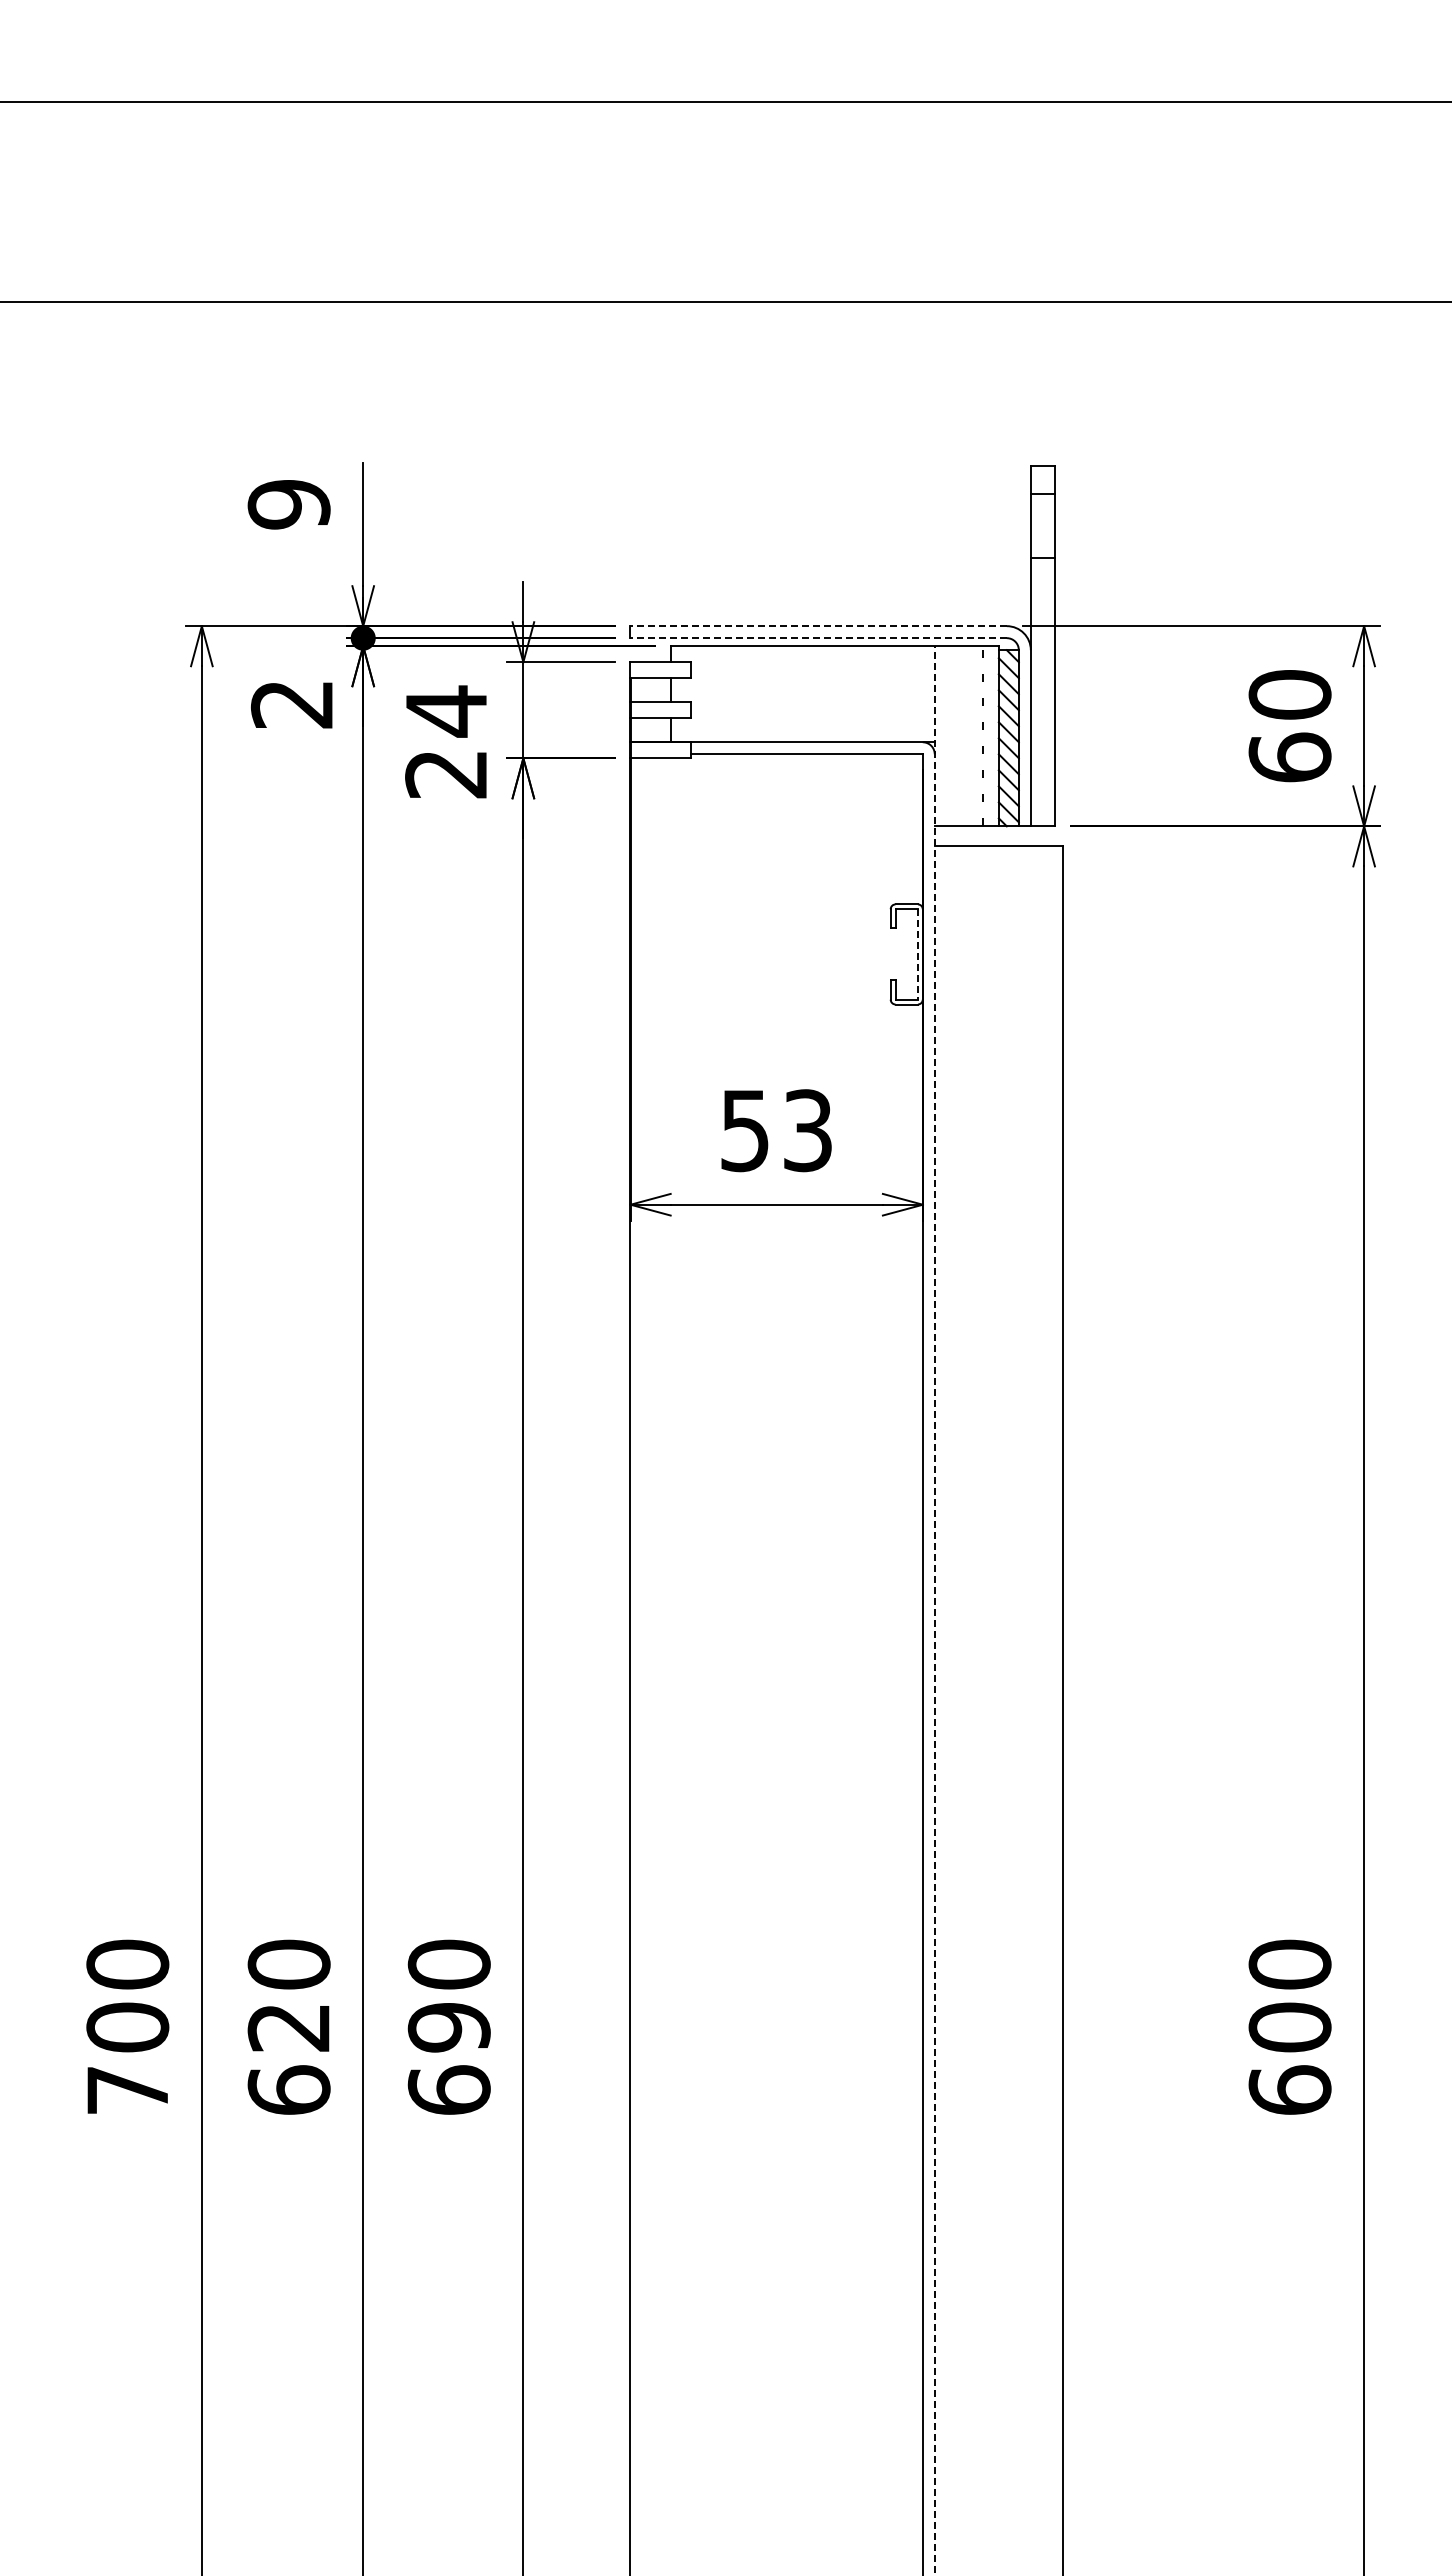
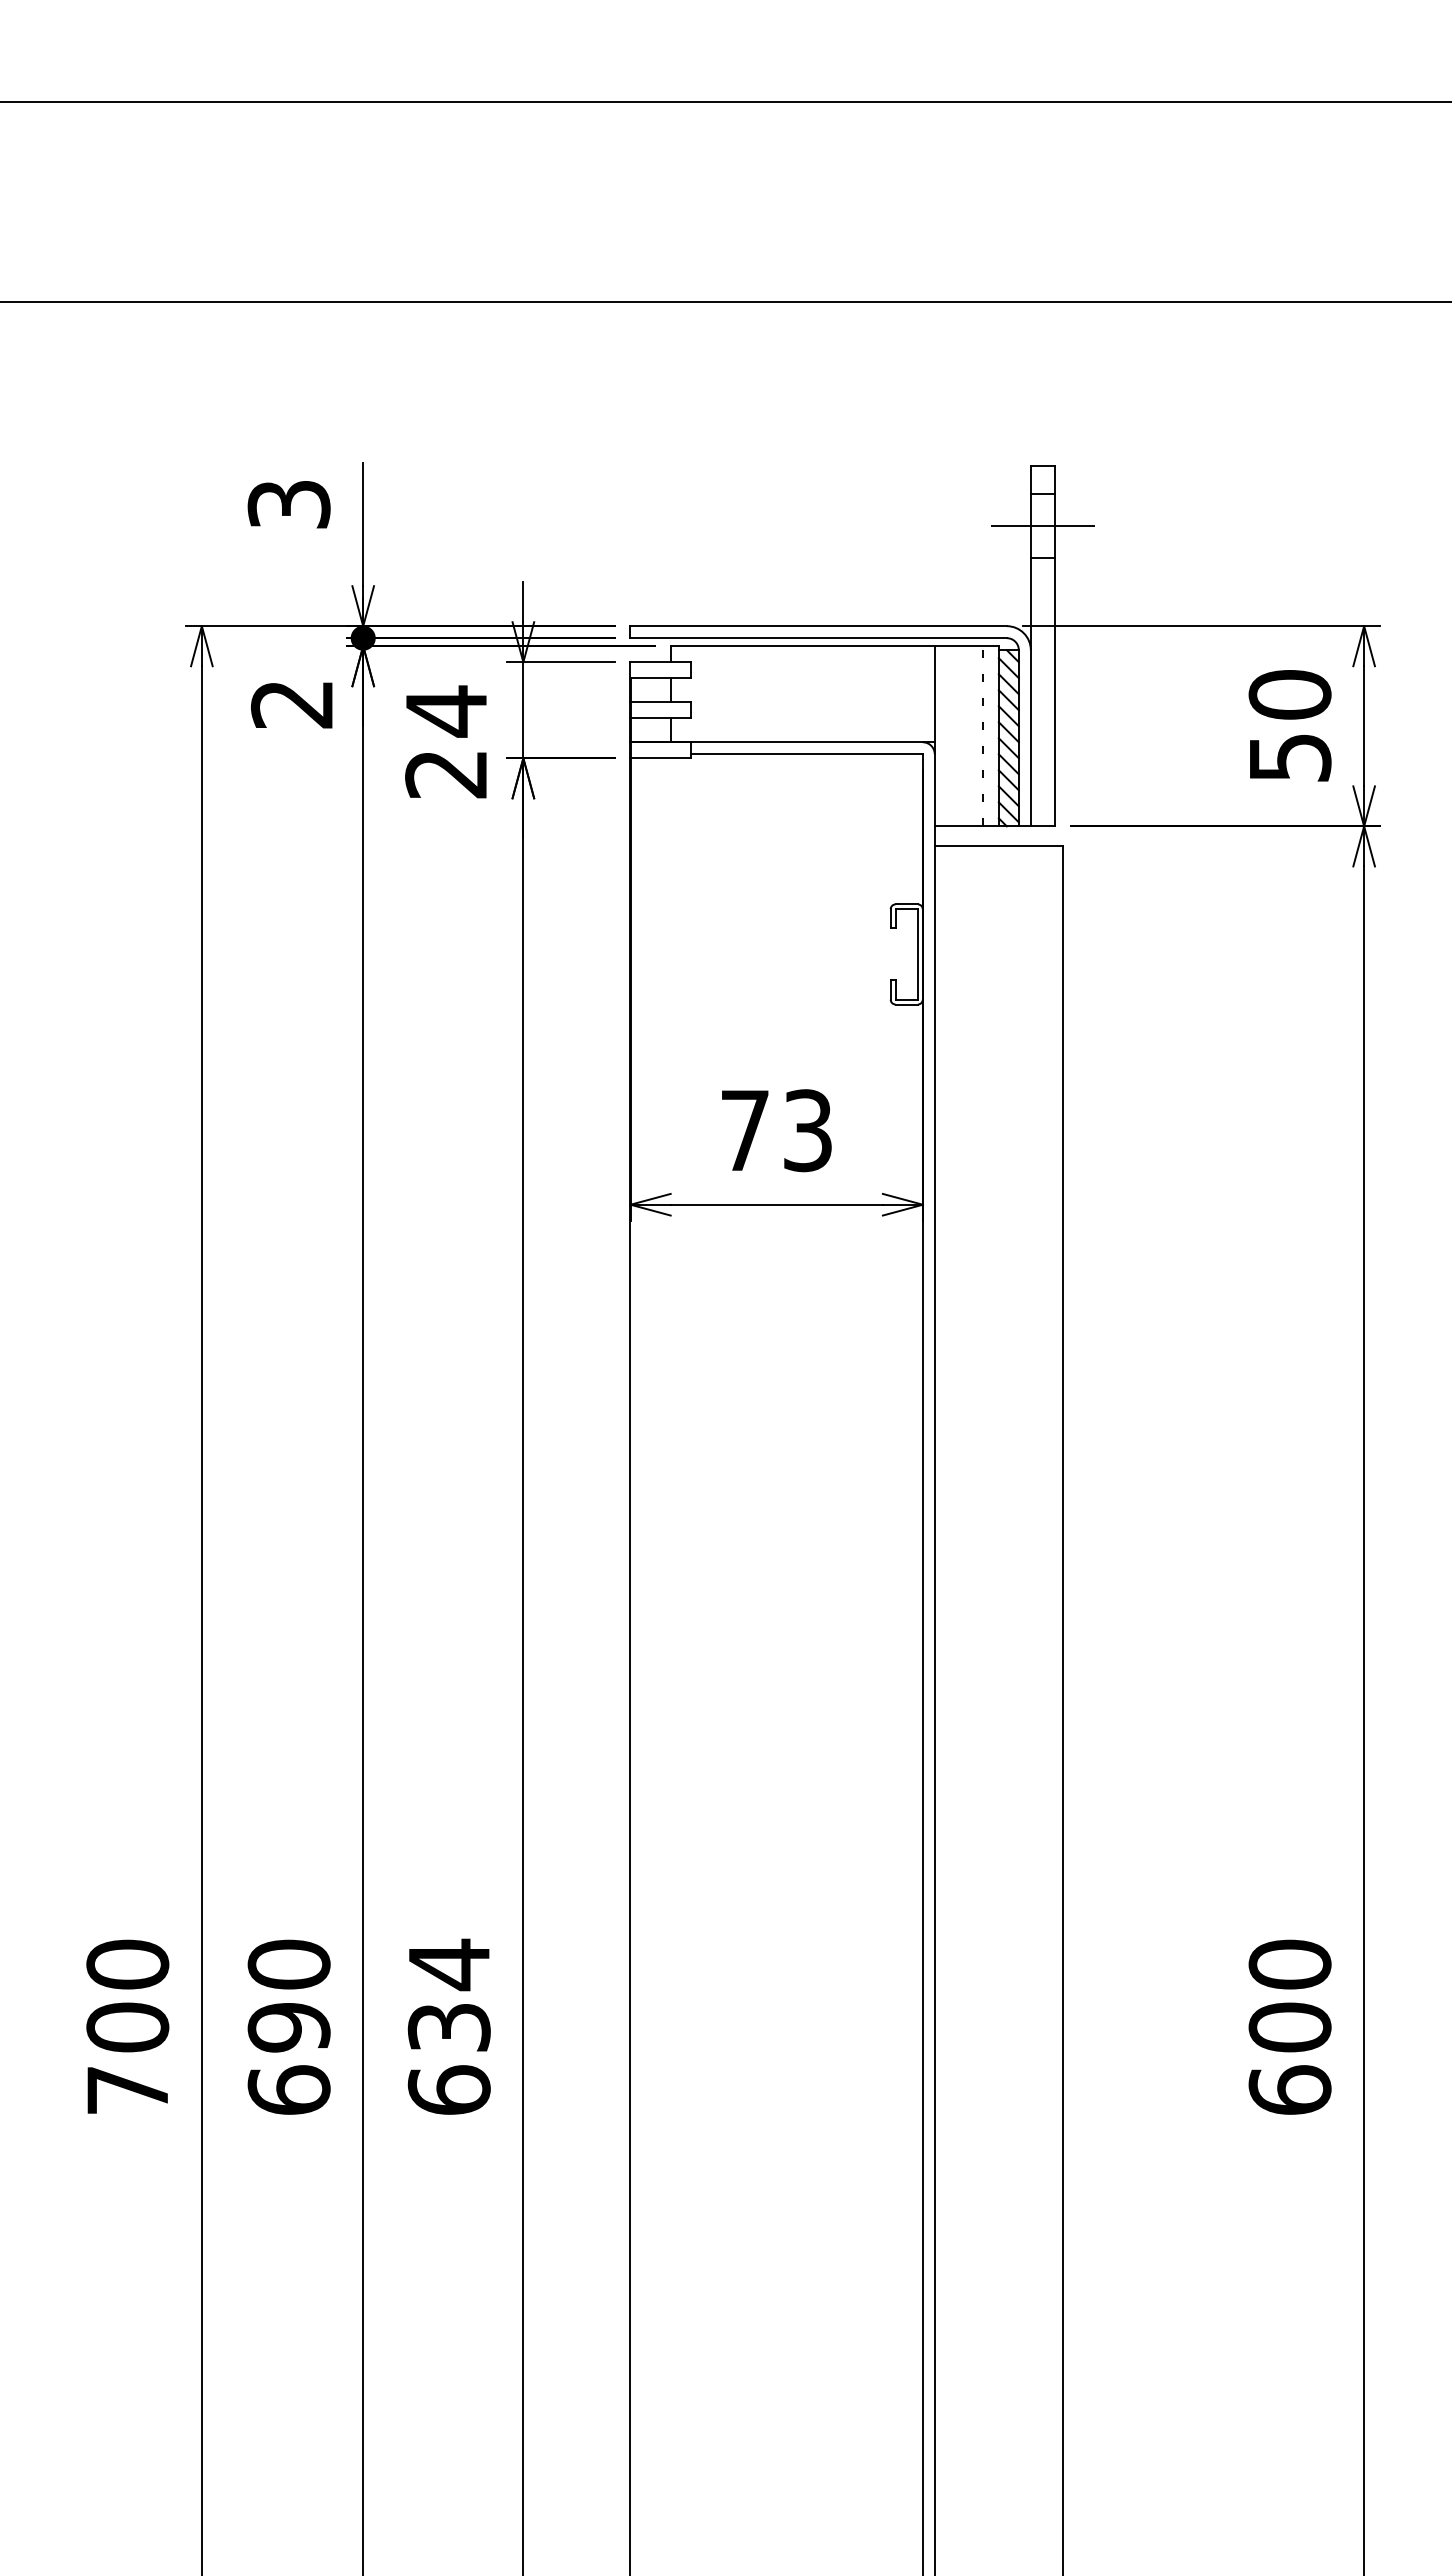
text: 9 -> 3 (288, 504)
line: none -> present (1042, 526)
line: dashed -> solid (818, 626)
line: dashed -> solid (818, 638)
text: 60 -> 50 (1289, 757)
line: dashed -> solid (917, 954)
text: 53 -> 73 (744, 1131)
line: dashed -> solid (934, 1611)
text: 690 -> 634 (448, 1995)
text: 620 -> 690 (288, 2027)
